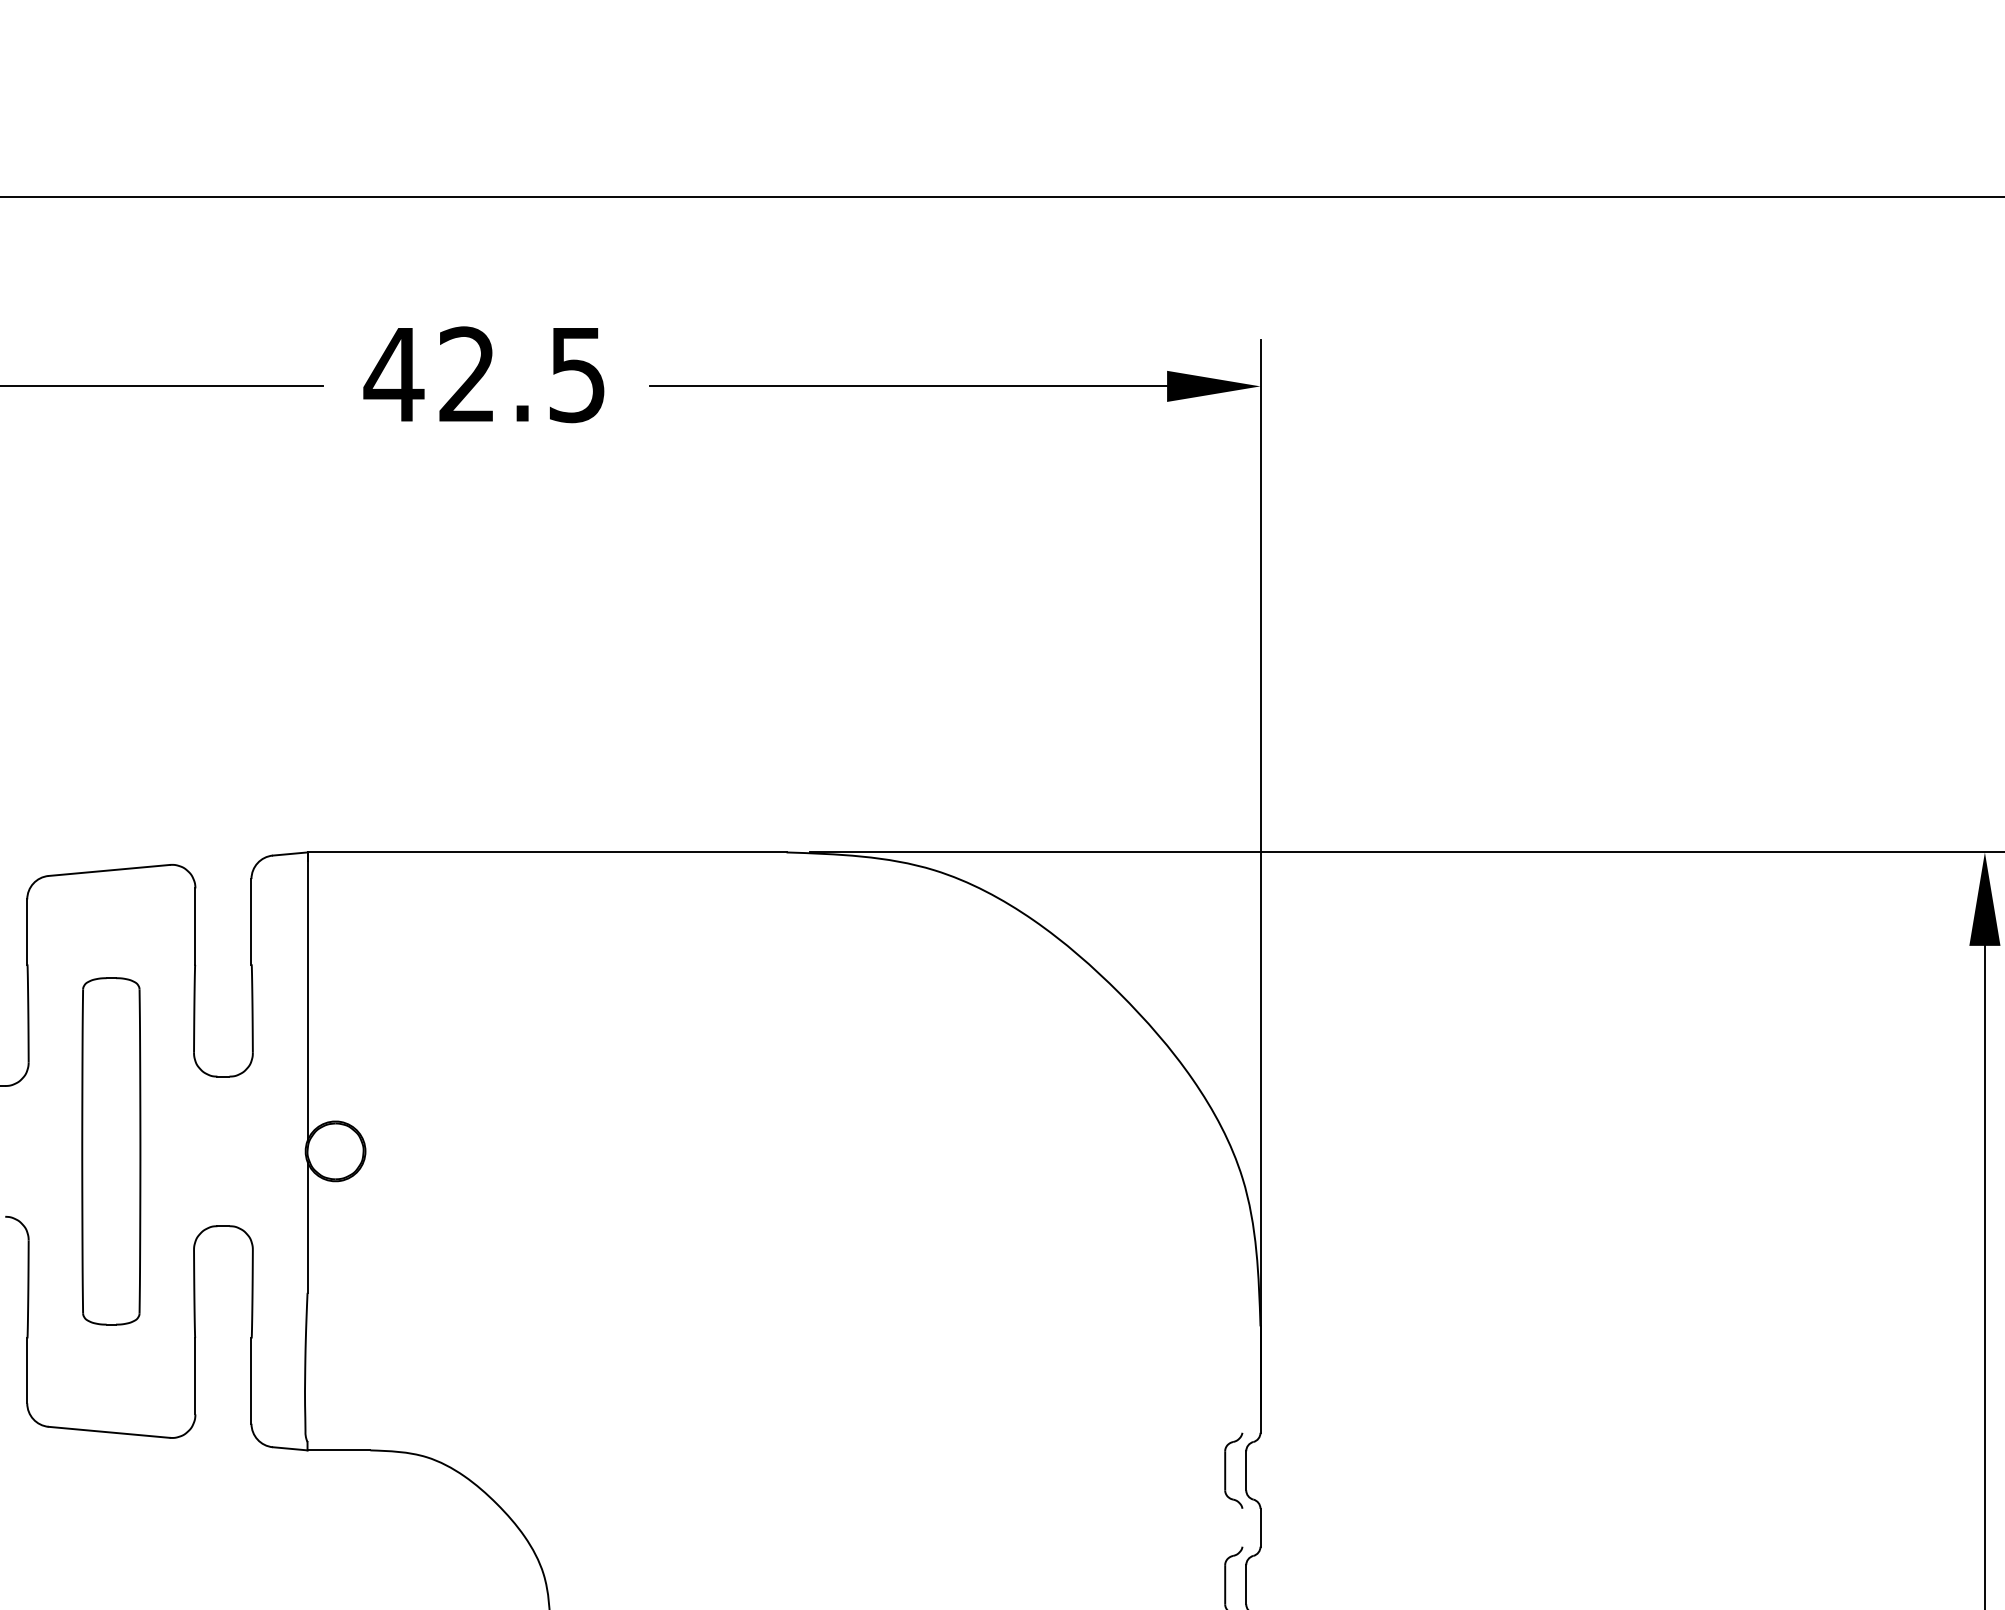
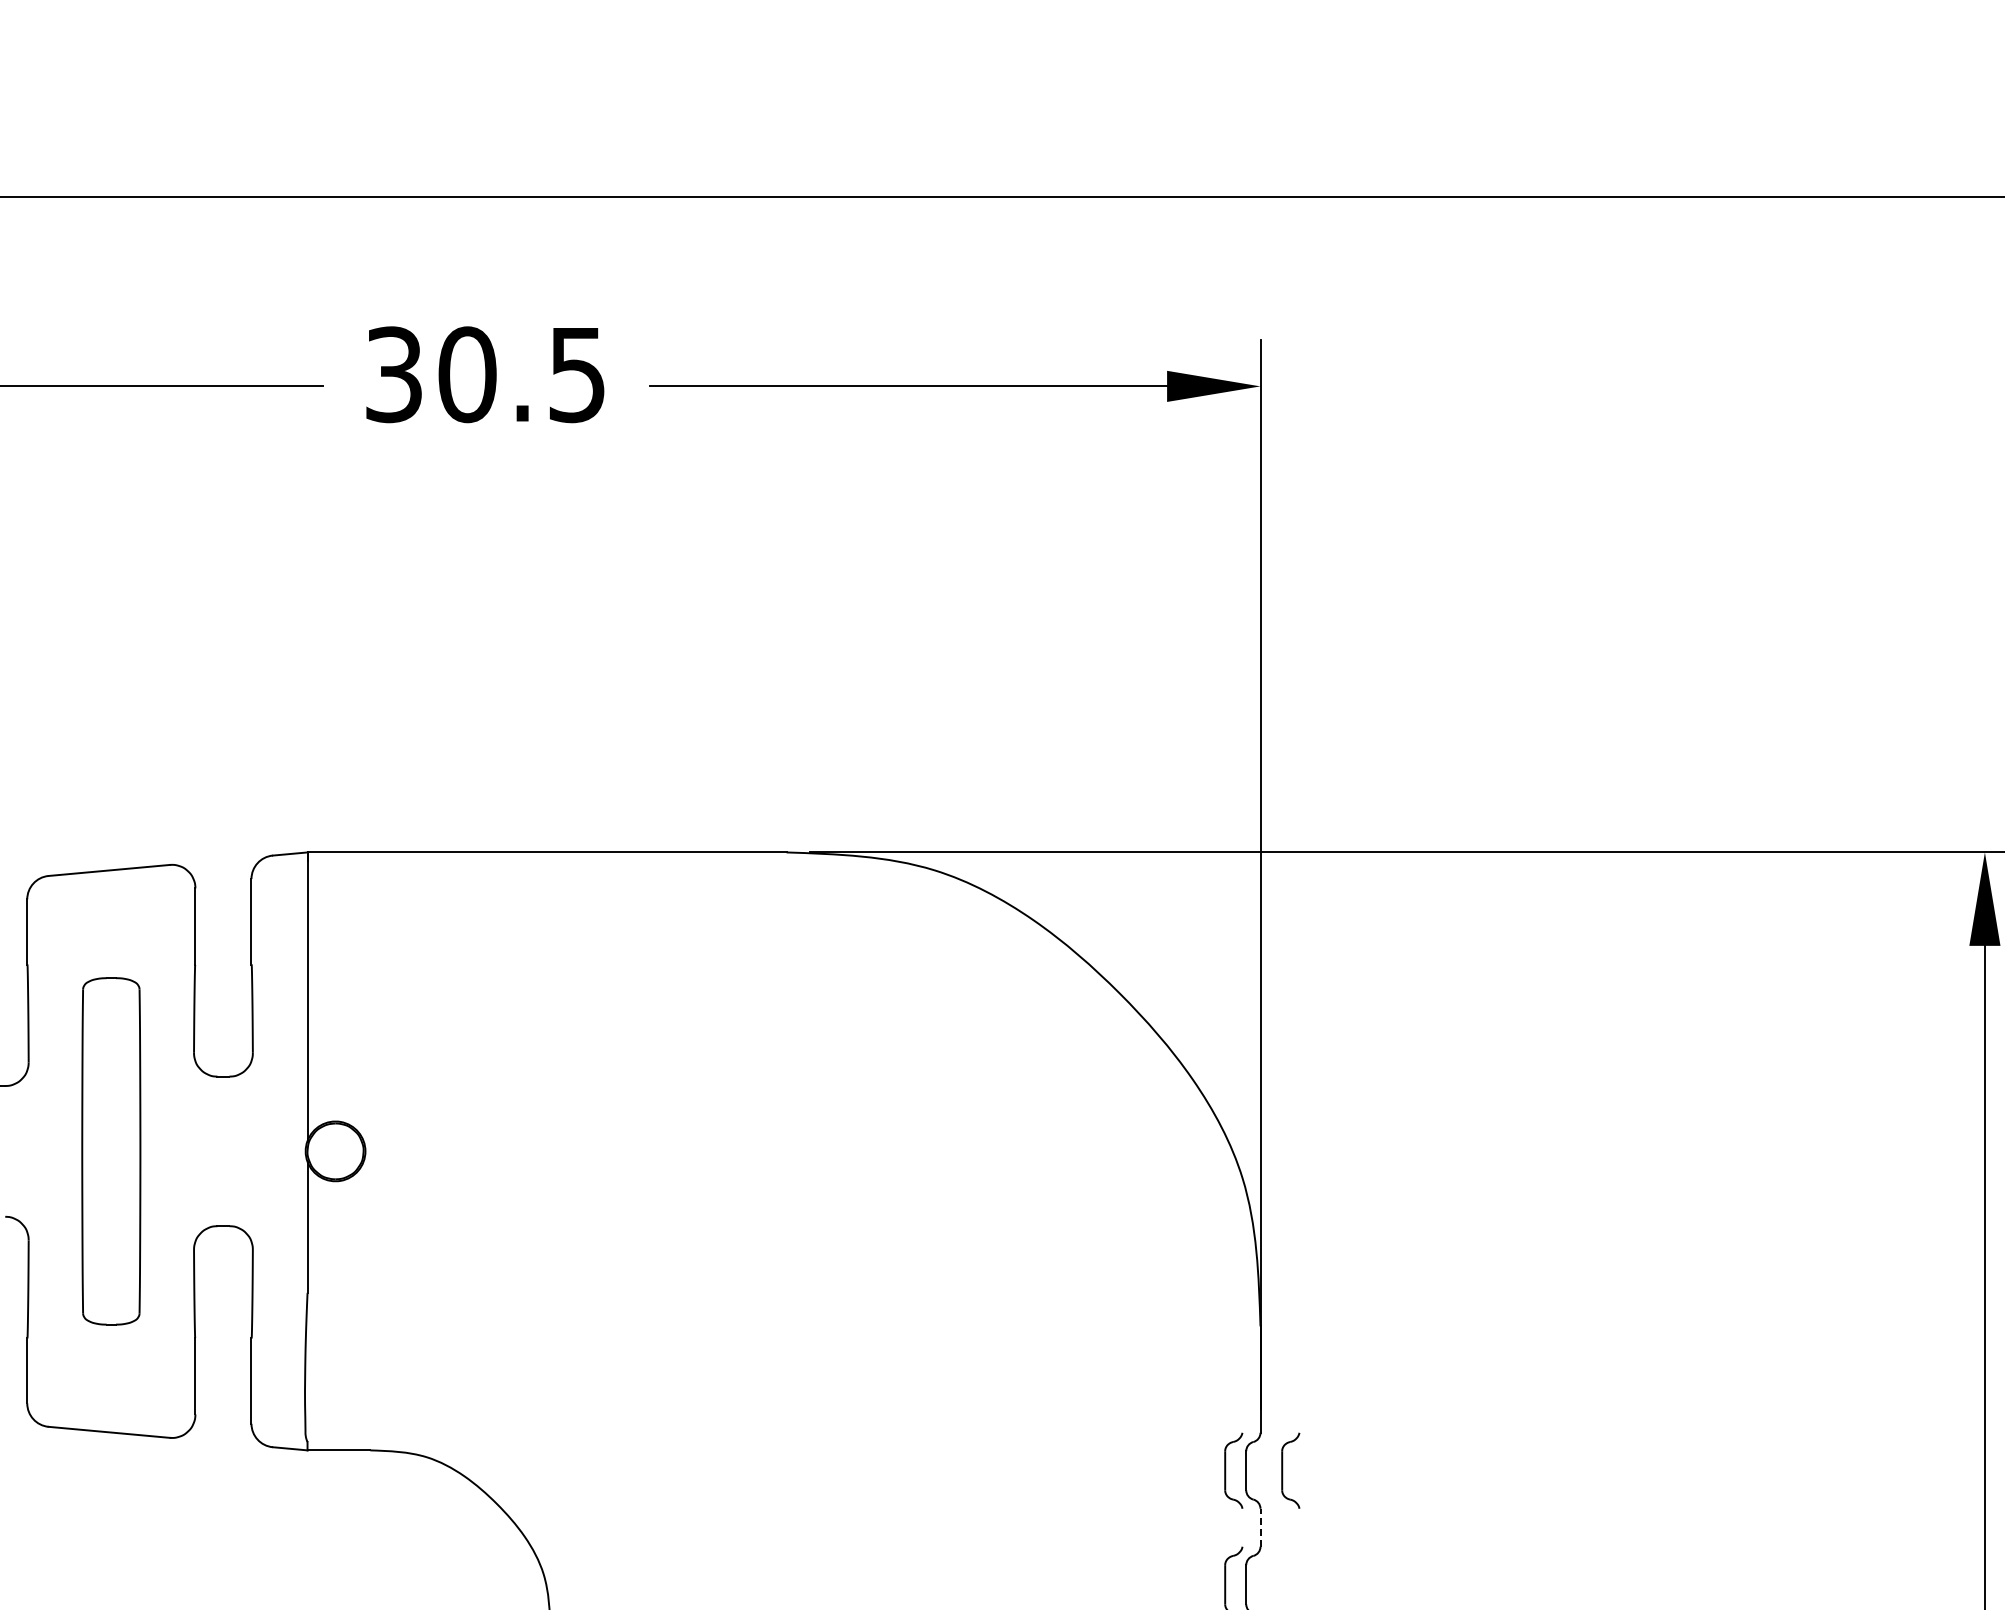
text: 42.5 -> 30.5 (429, 374)
part: none -> present (1283, 1470)
line: solid -> dashed (1260, 1527)
